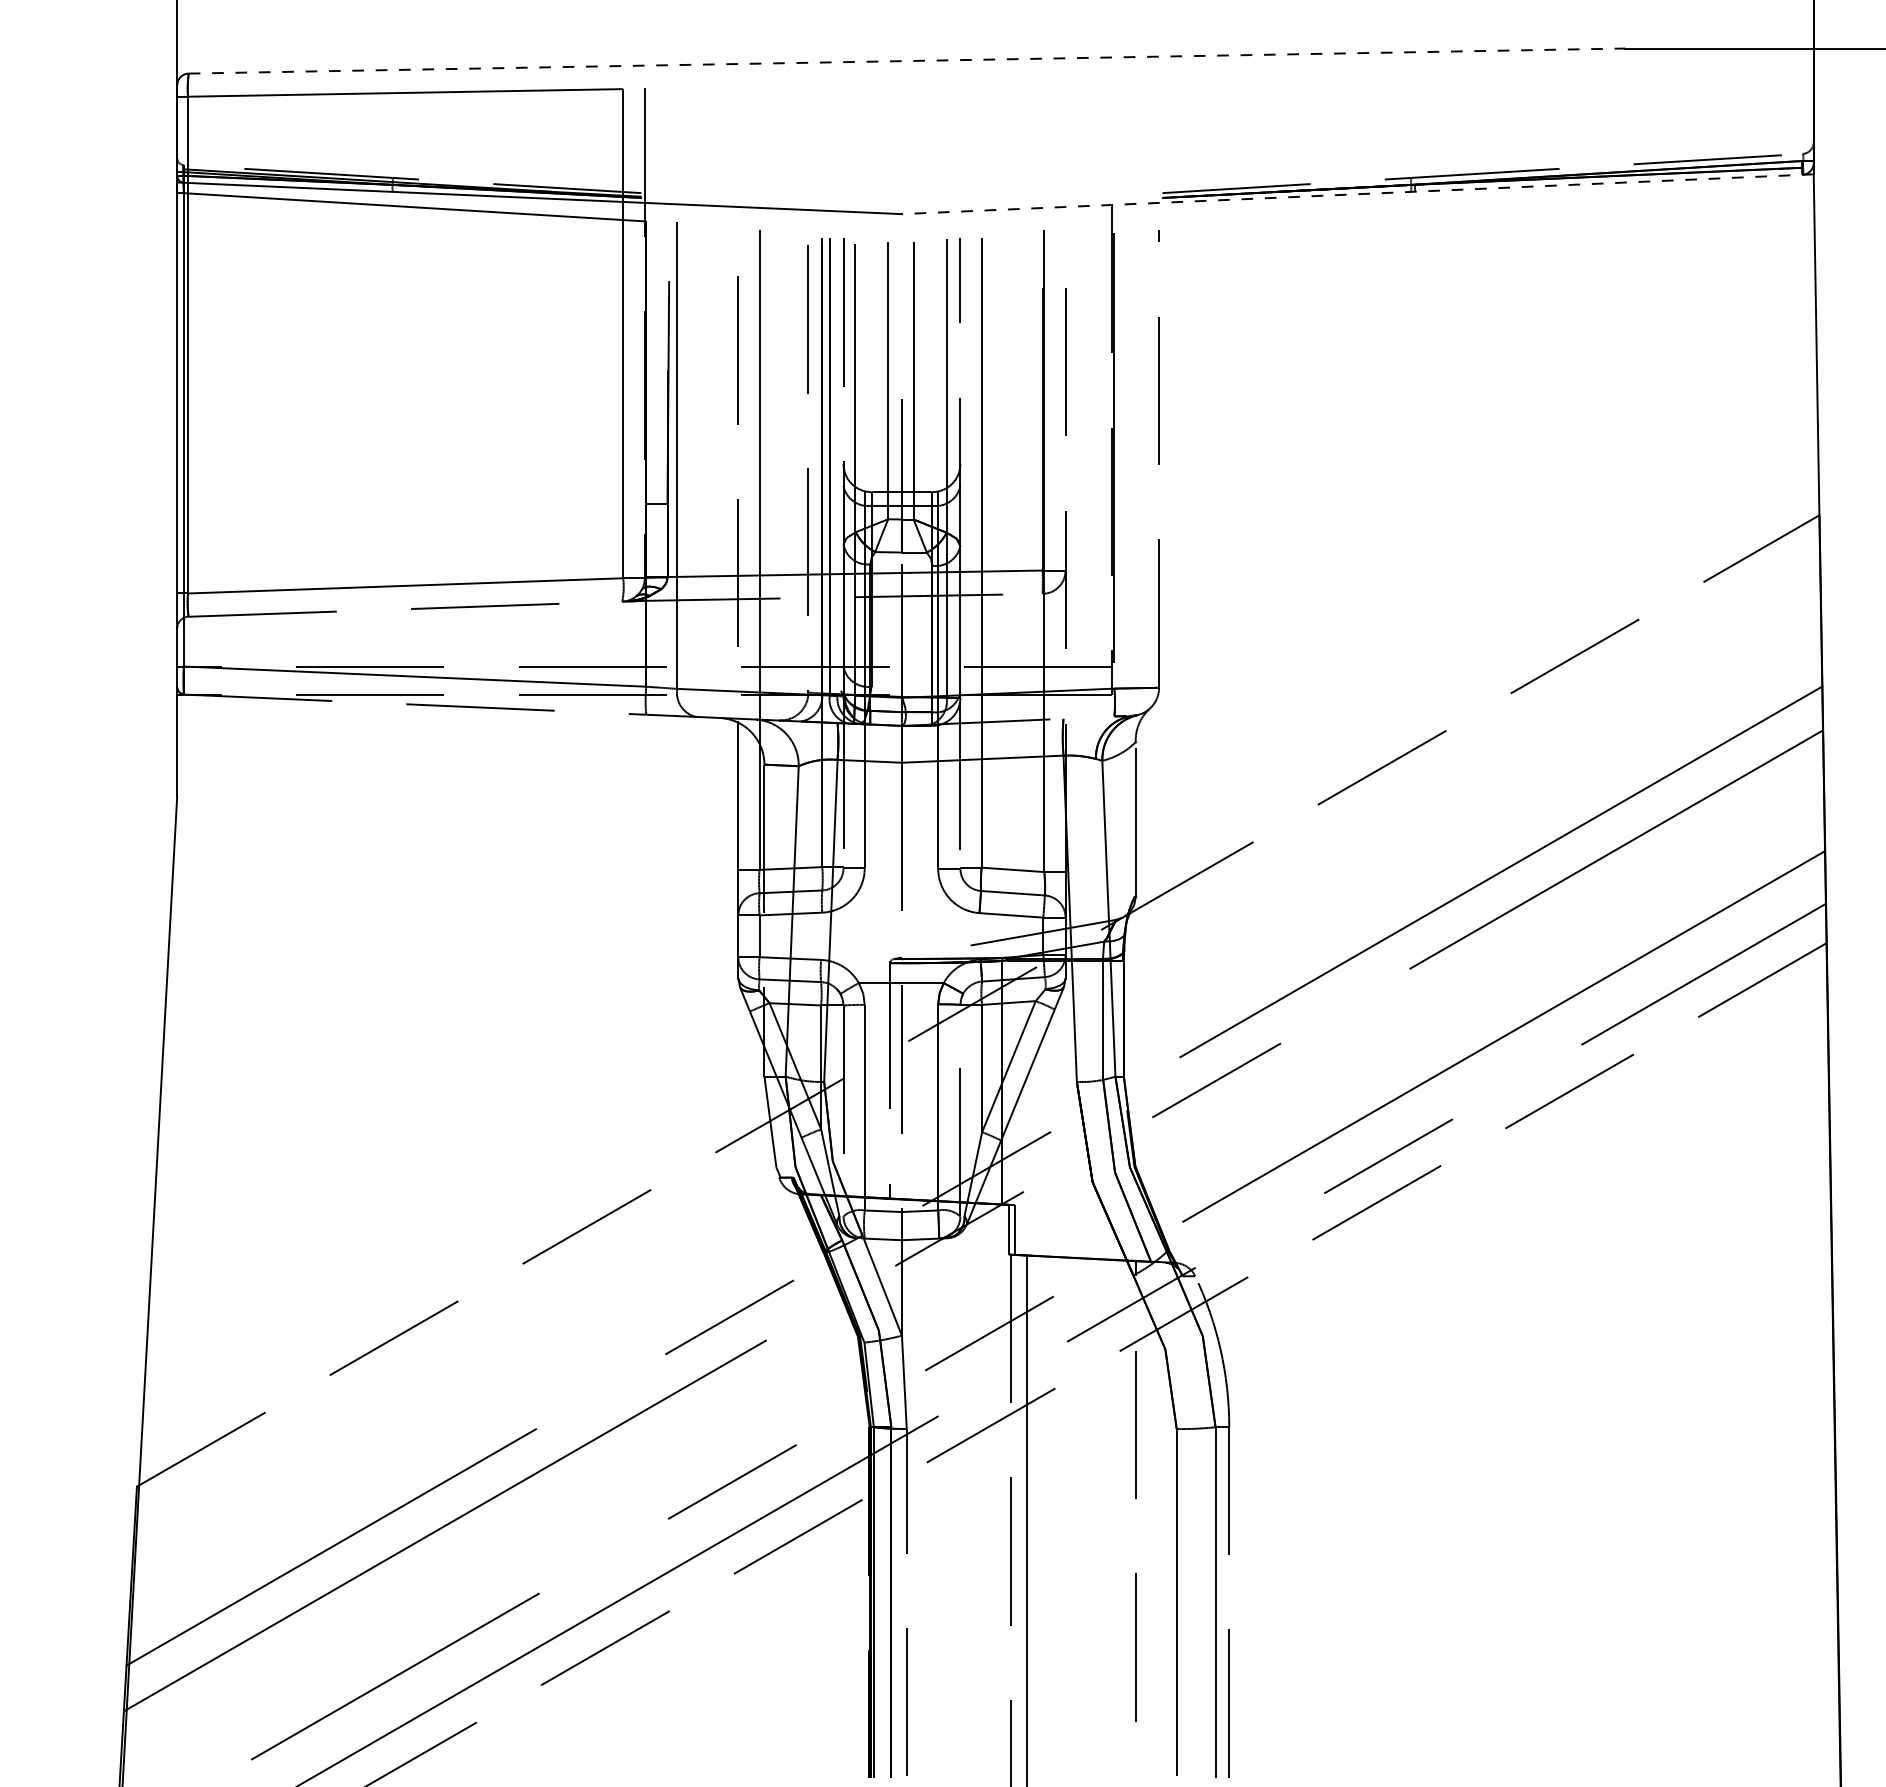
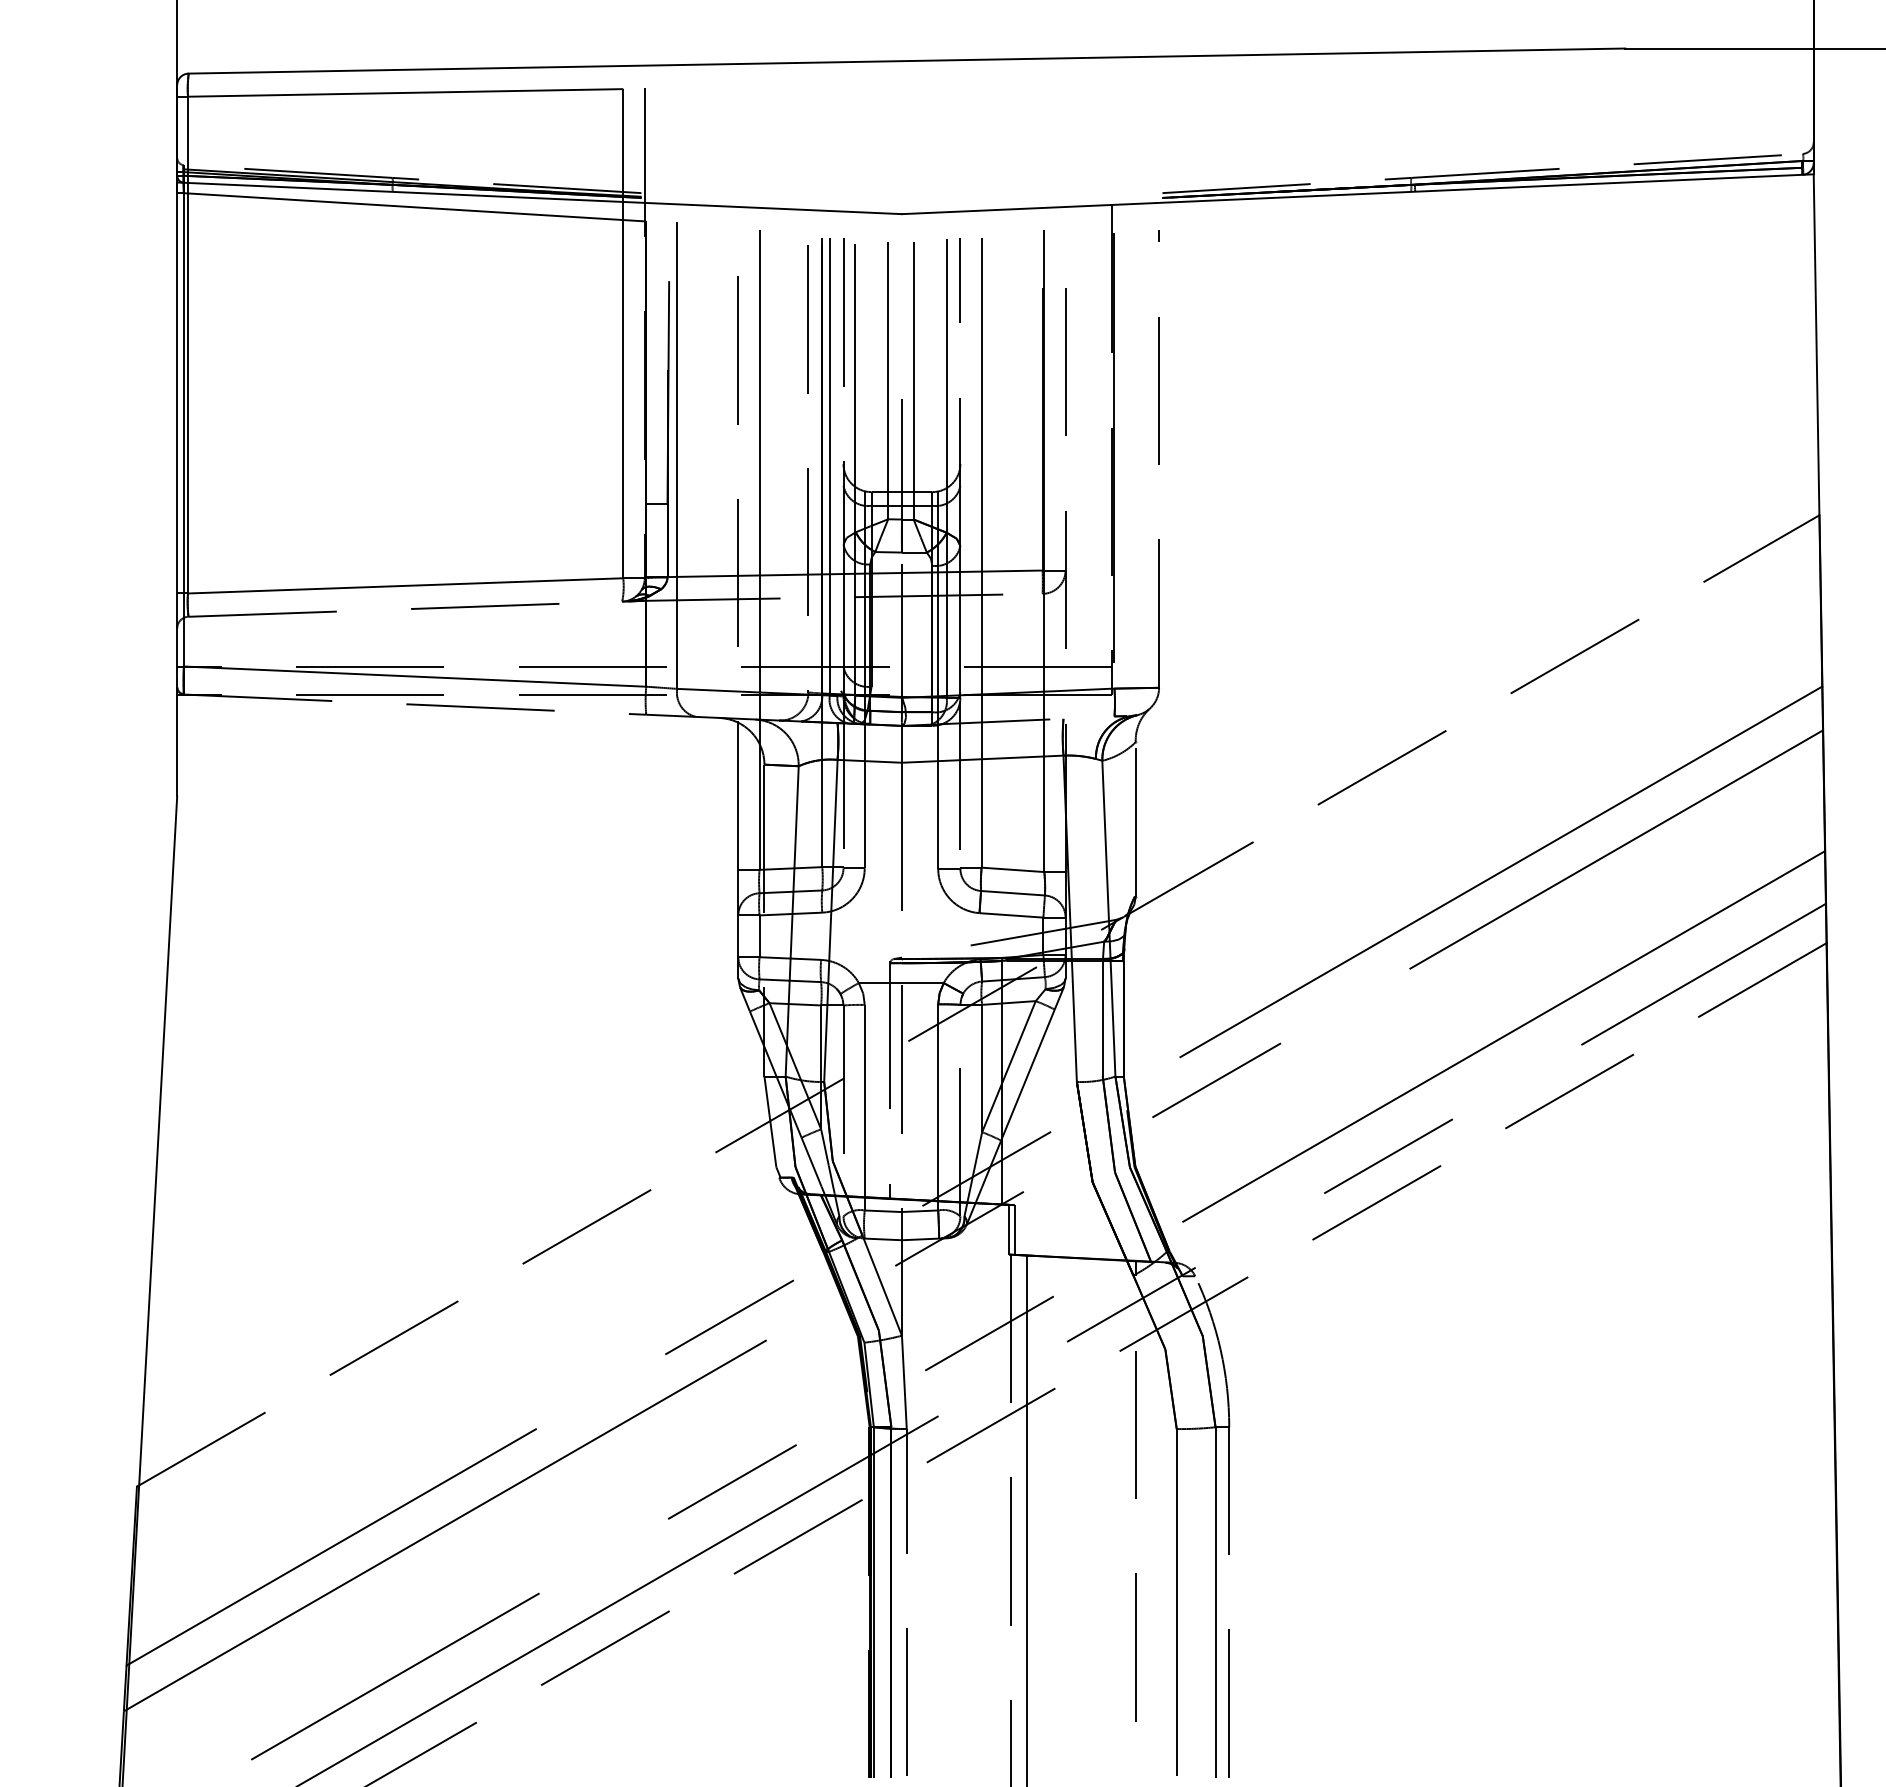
line: dashed -> solid (907, 61)
line: dashed -> solid (1357, 194)
